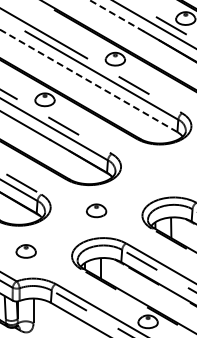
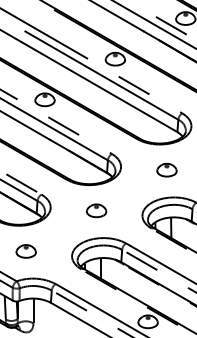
line: dashed -> solid (116, 15)
line: dashed -> solid (88, 80)
part: none -> present (166, 169)
